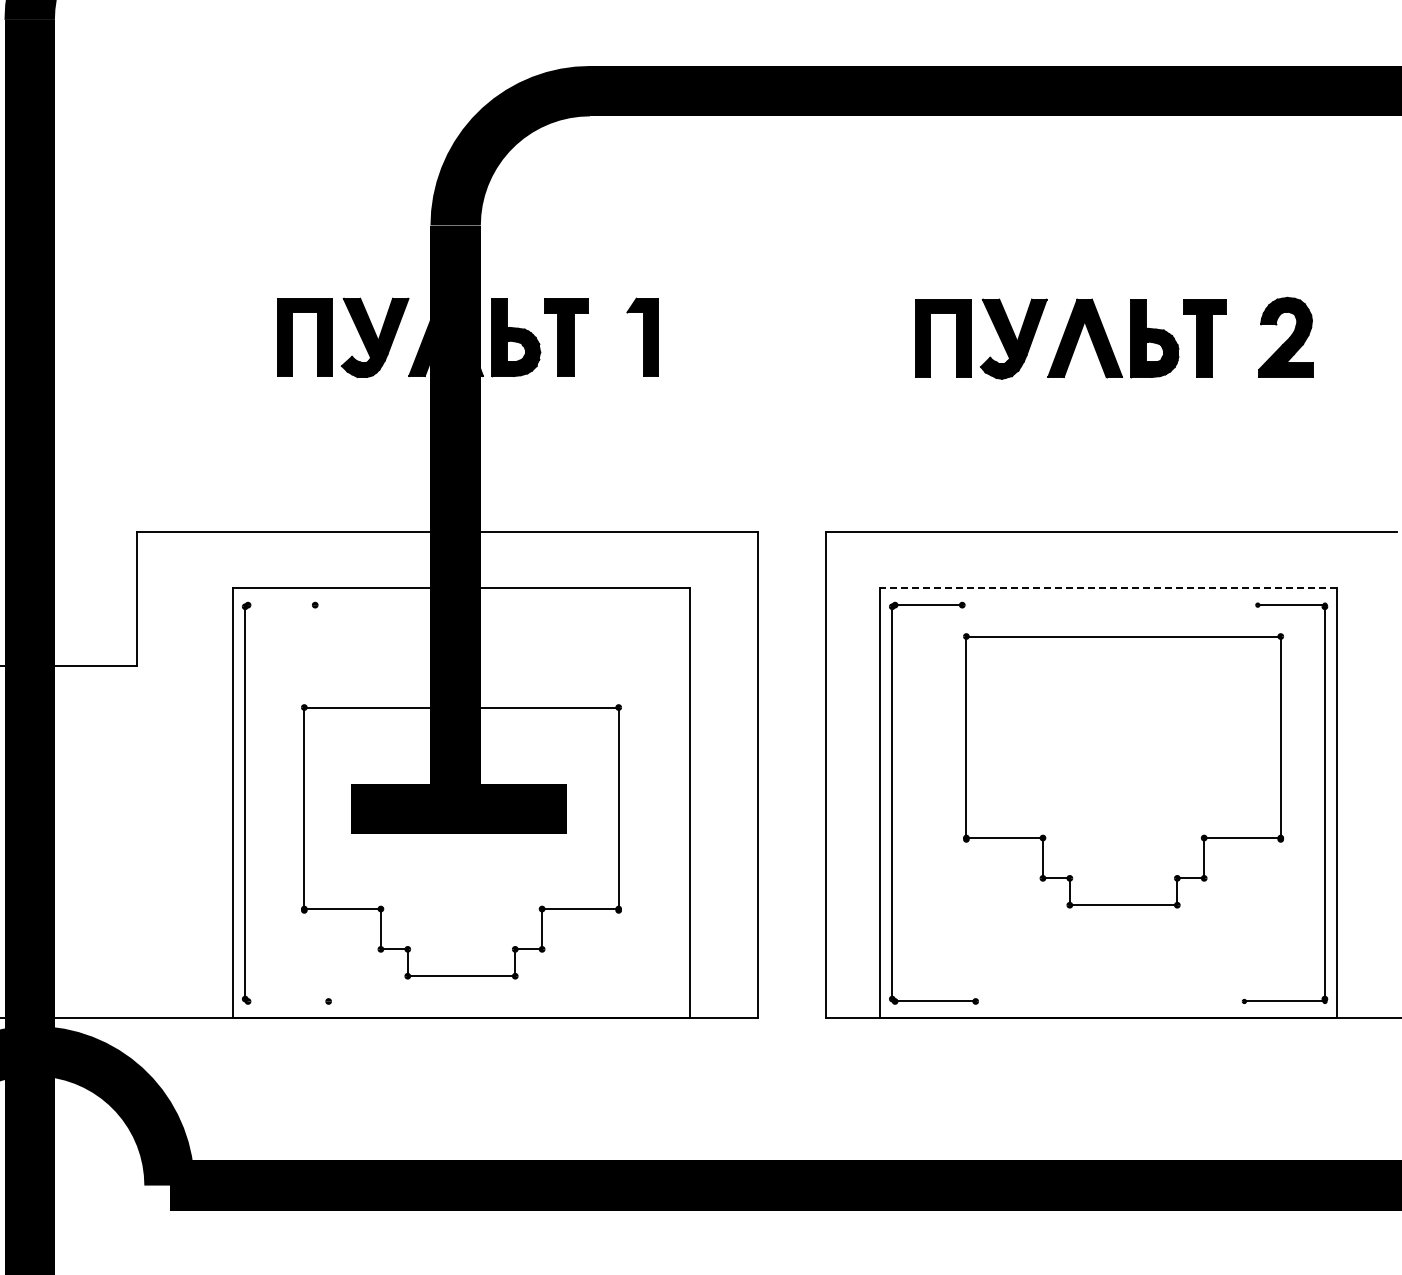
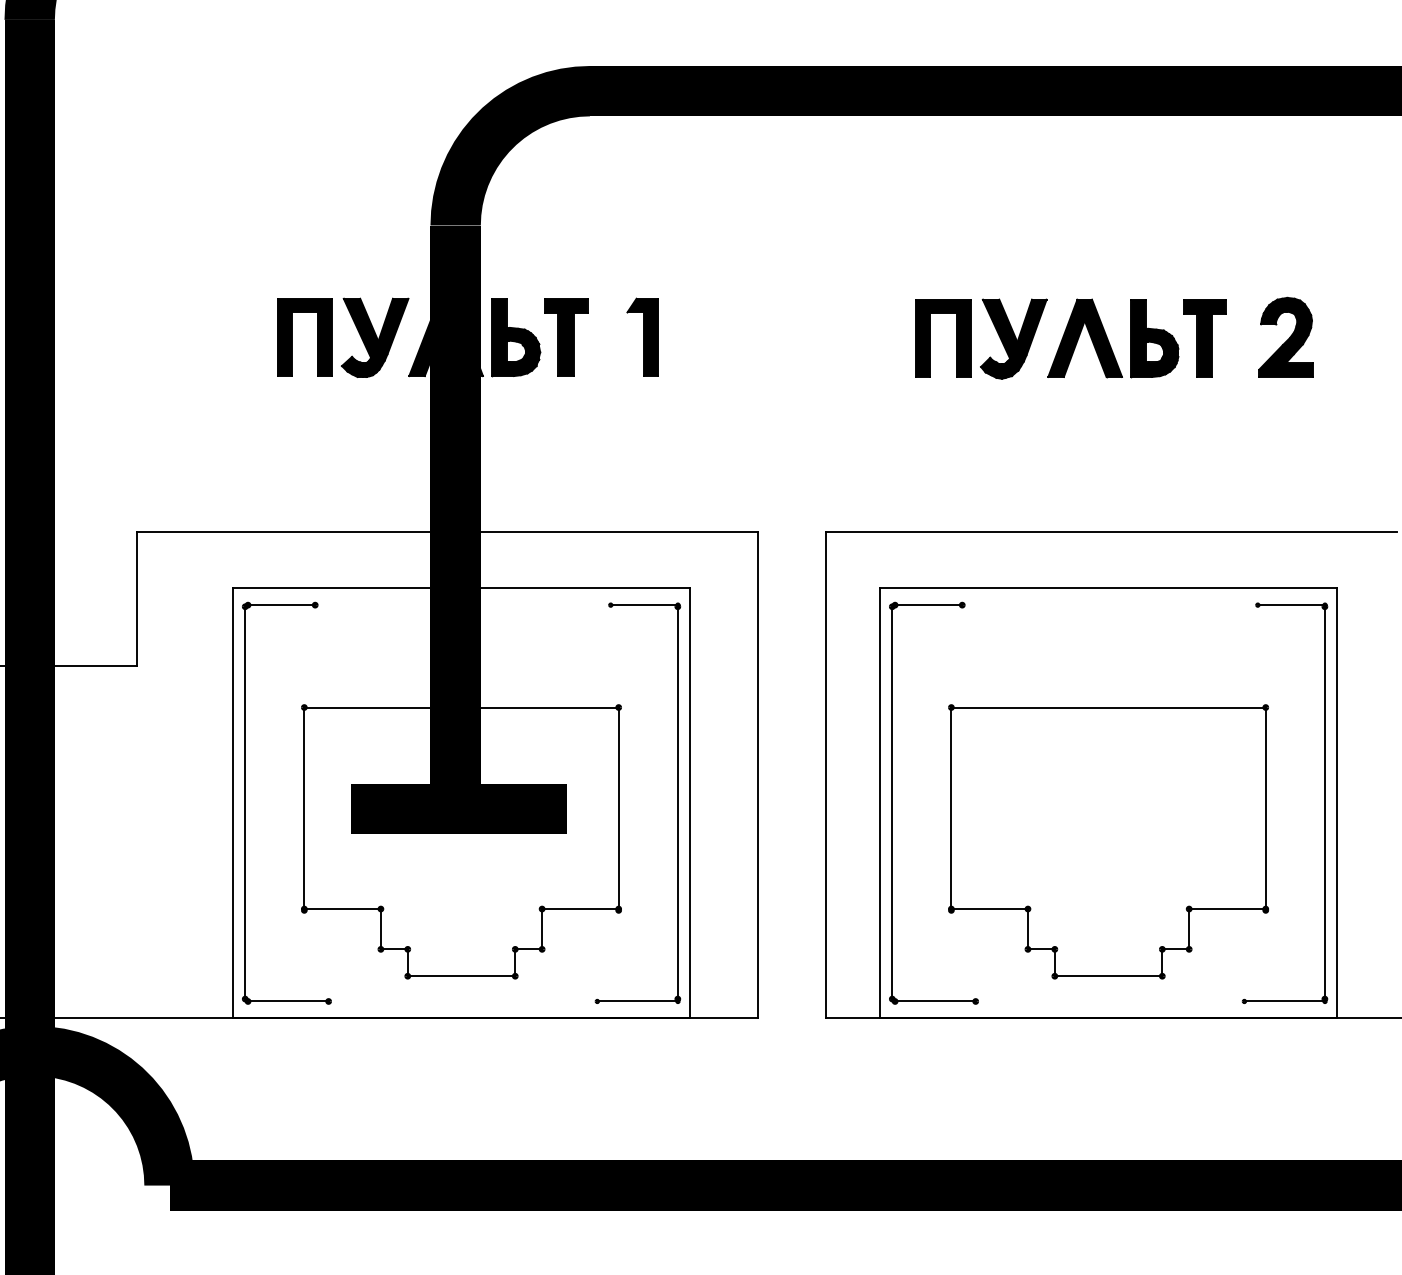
line: dashed -> solid (1108, 587)
line: none -> present (281, 605)
part position: (1123, 770) -> (1108, 841) (1108, 841)
part: none -> present (677, 802)
line: none -> present (288, 1001)
